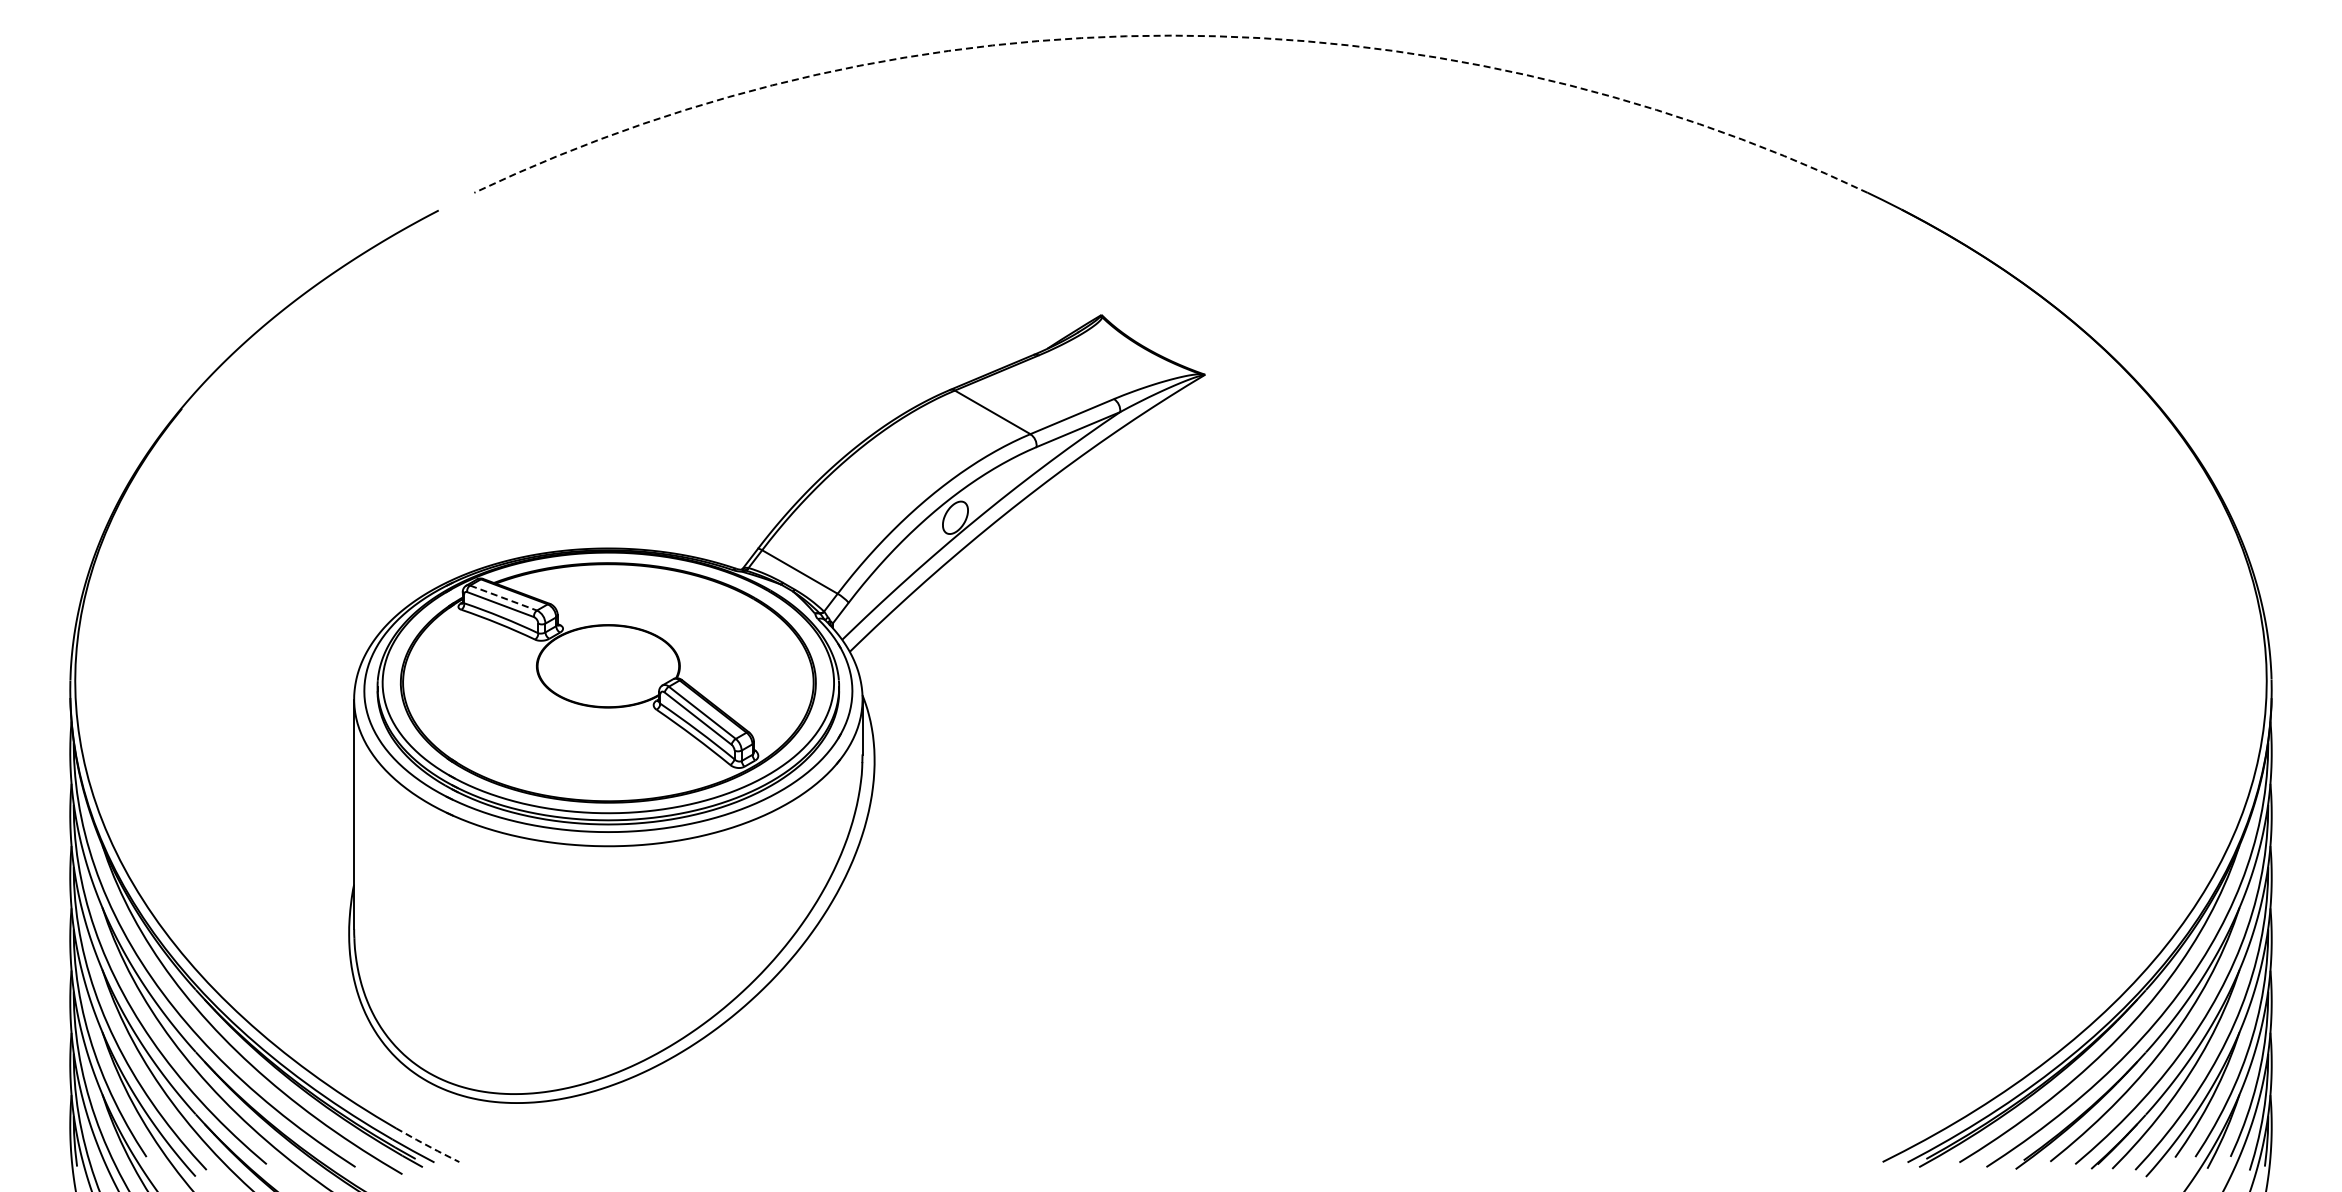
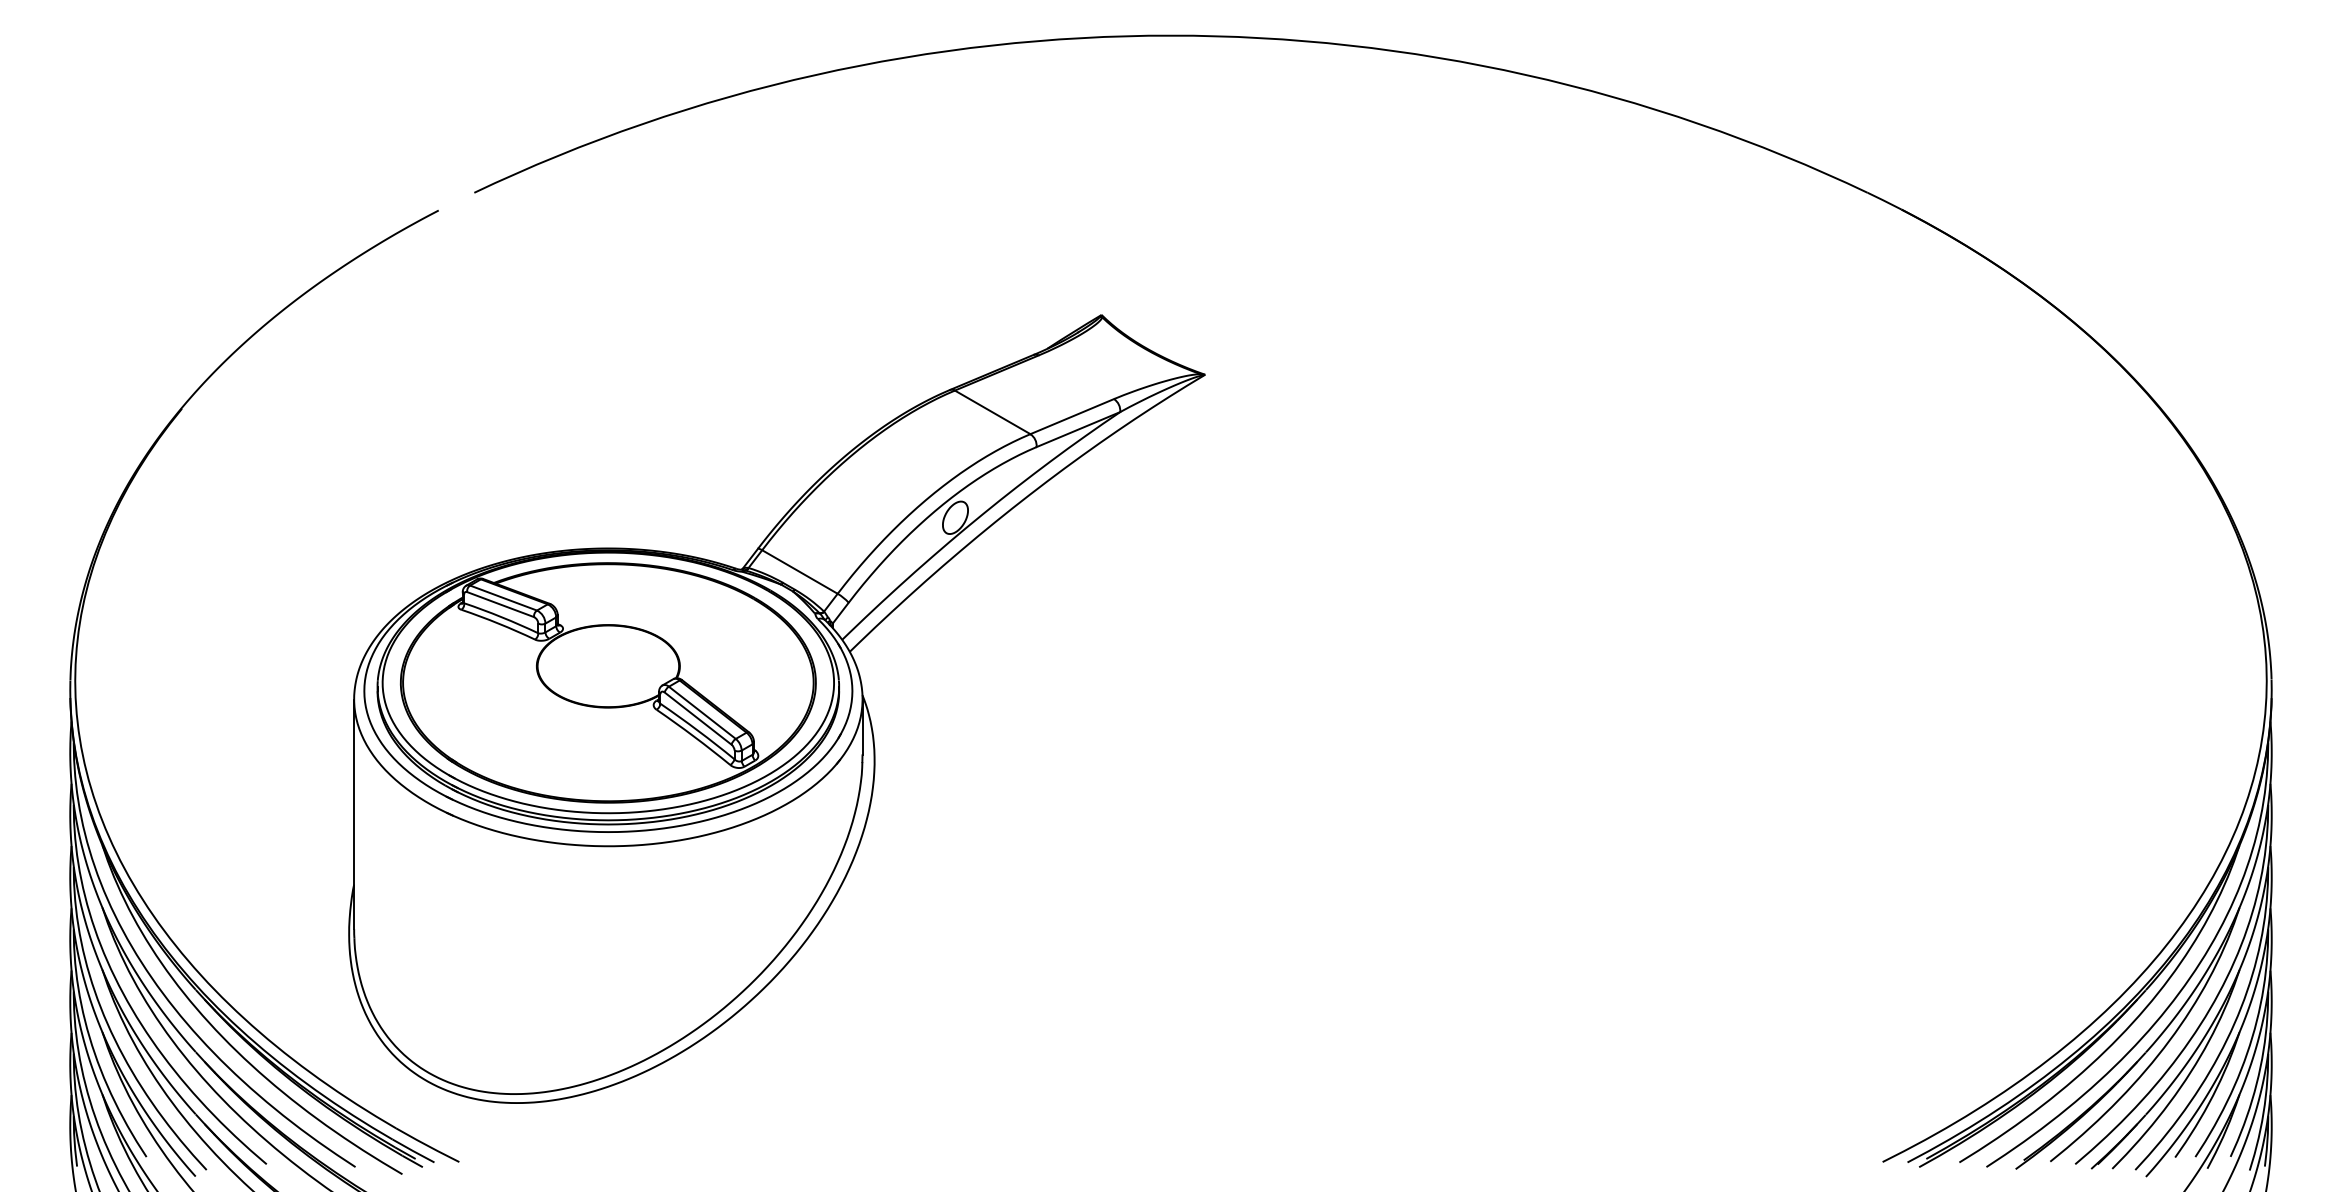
arc: dashed -> solid (1170, 35)
line: dashed -> solid (503, 598)
line: dashed -> solid (428, 1145)
